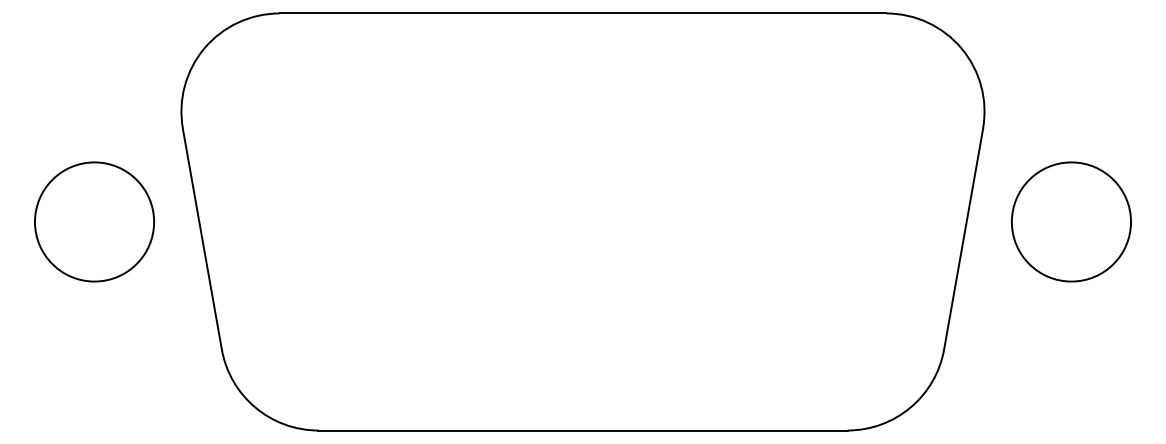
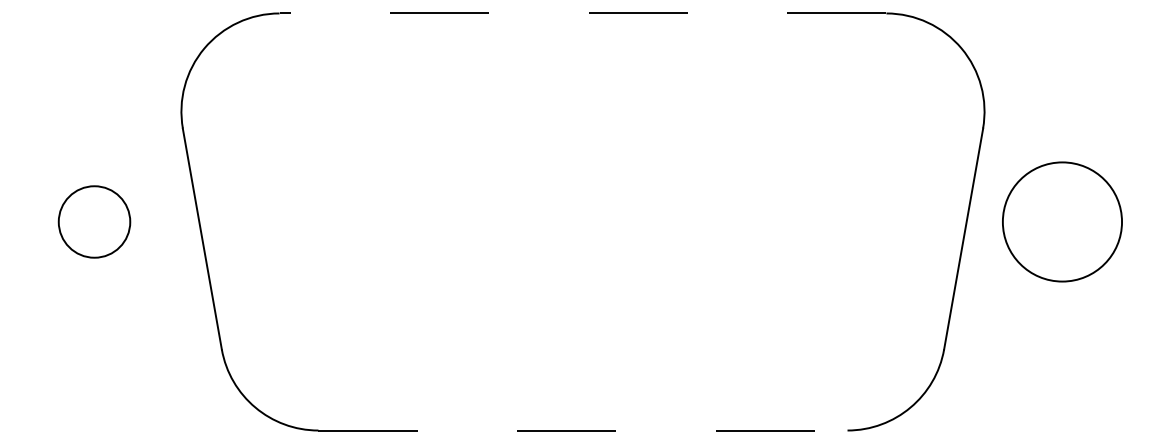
line: solid -> dashed (582, 13)
circle size: 121x122 px -> 75x74 px (94, 221)
circle position: (1071, 221) -> (1062, 221) (1062, 221)
line: solid -> dashed (583, 430)
